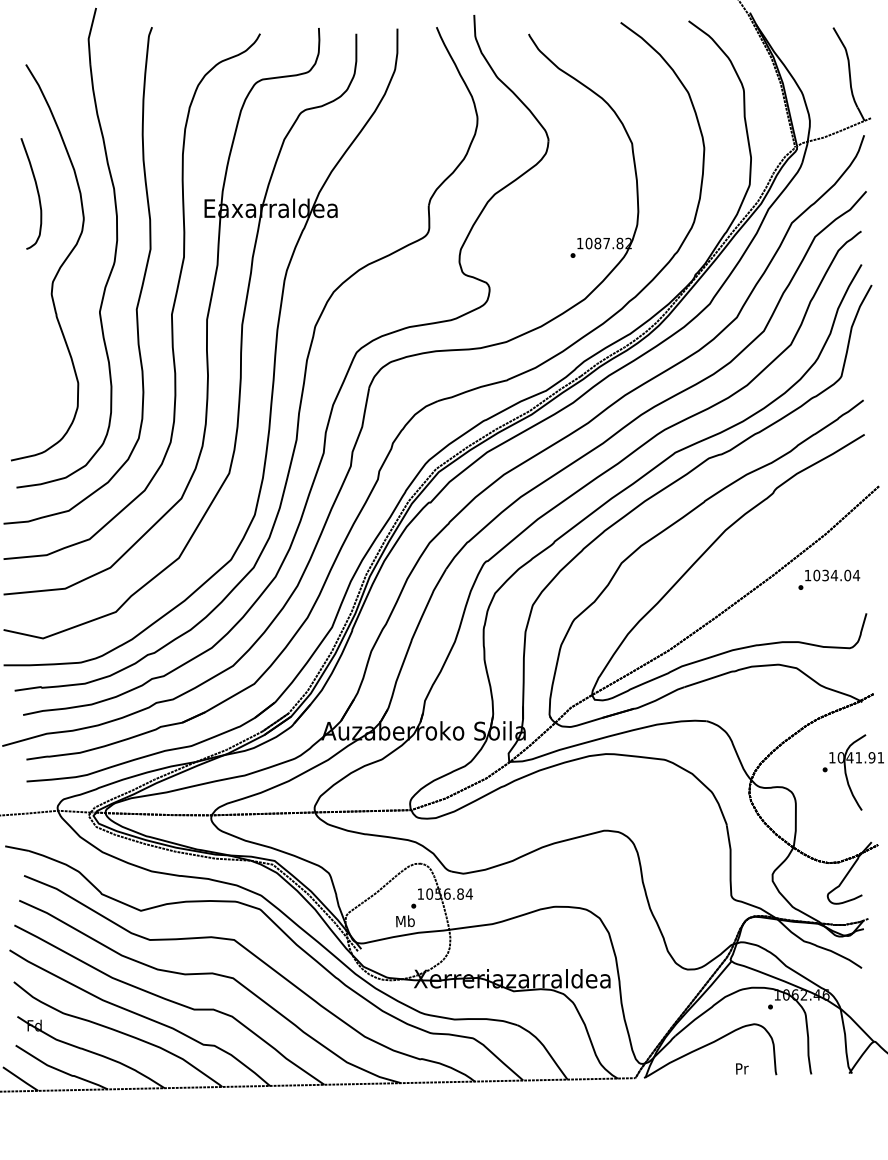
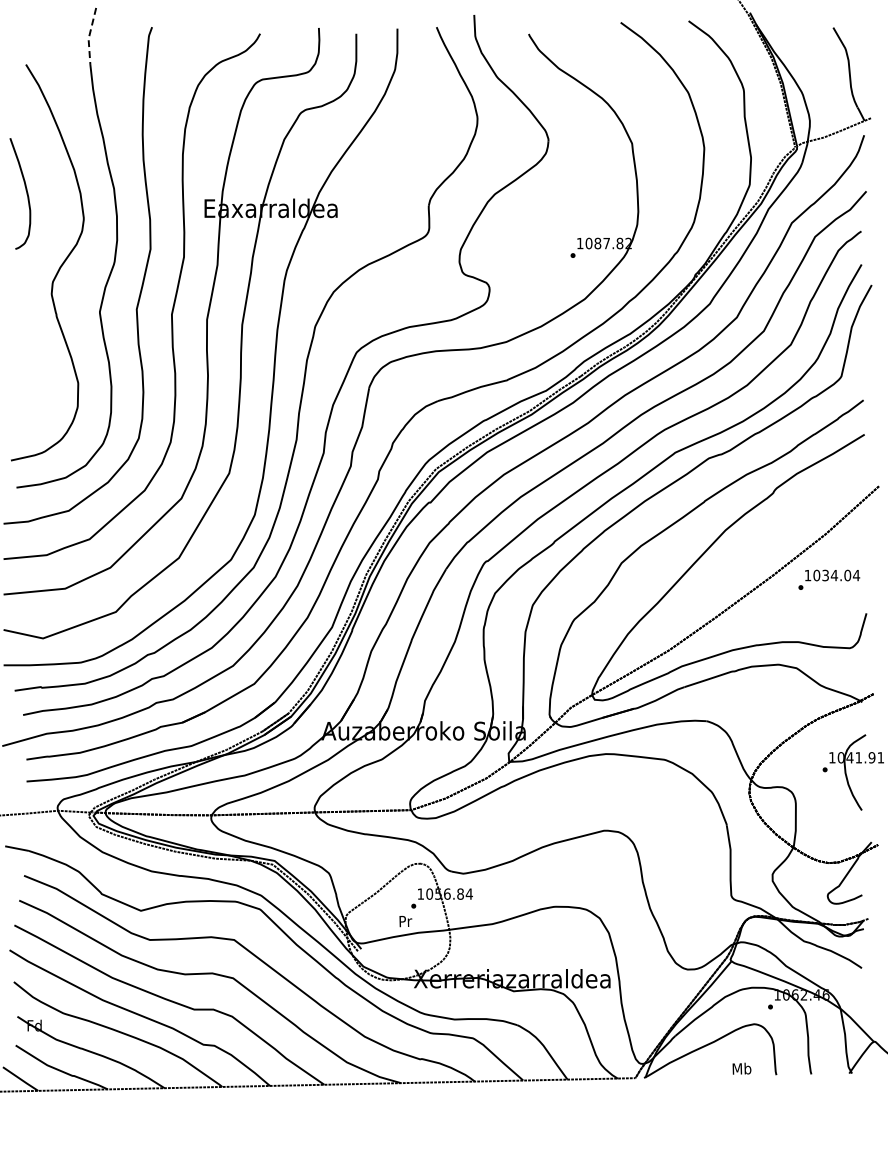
line: solid -> dashed (88, 37)
curve position: (36, 190) -> (25, 190) (25, 190)
text: Mb -> Pr (405, 921)
text: Pr -> Mb (741, 1068)
